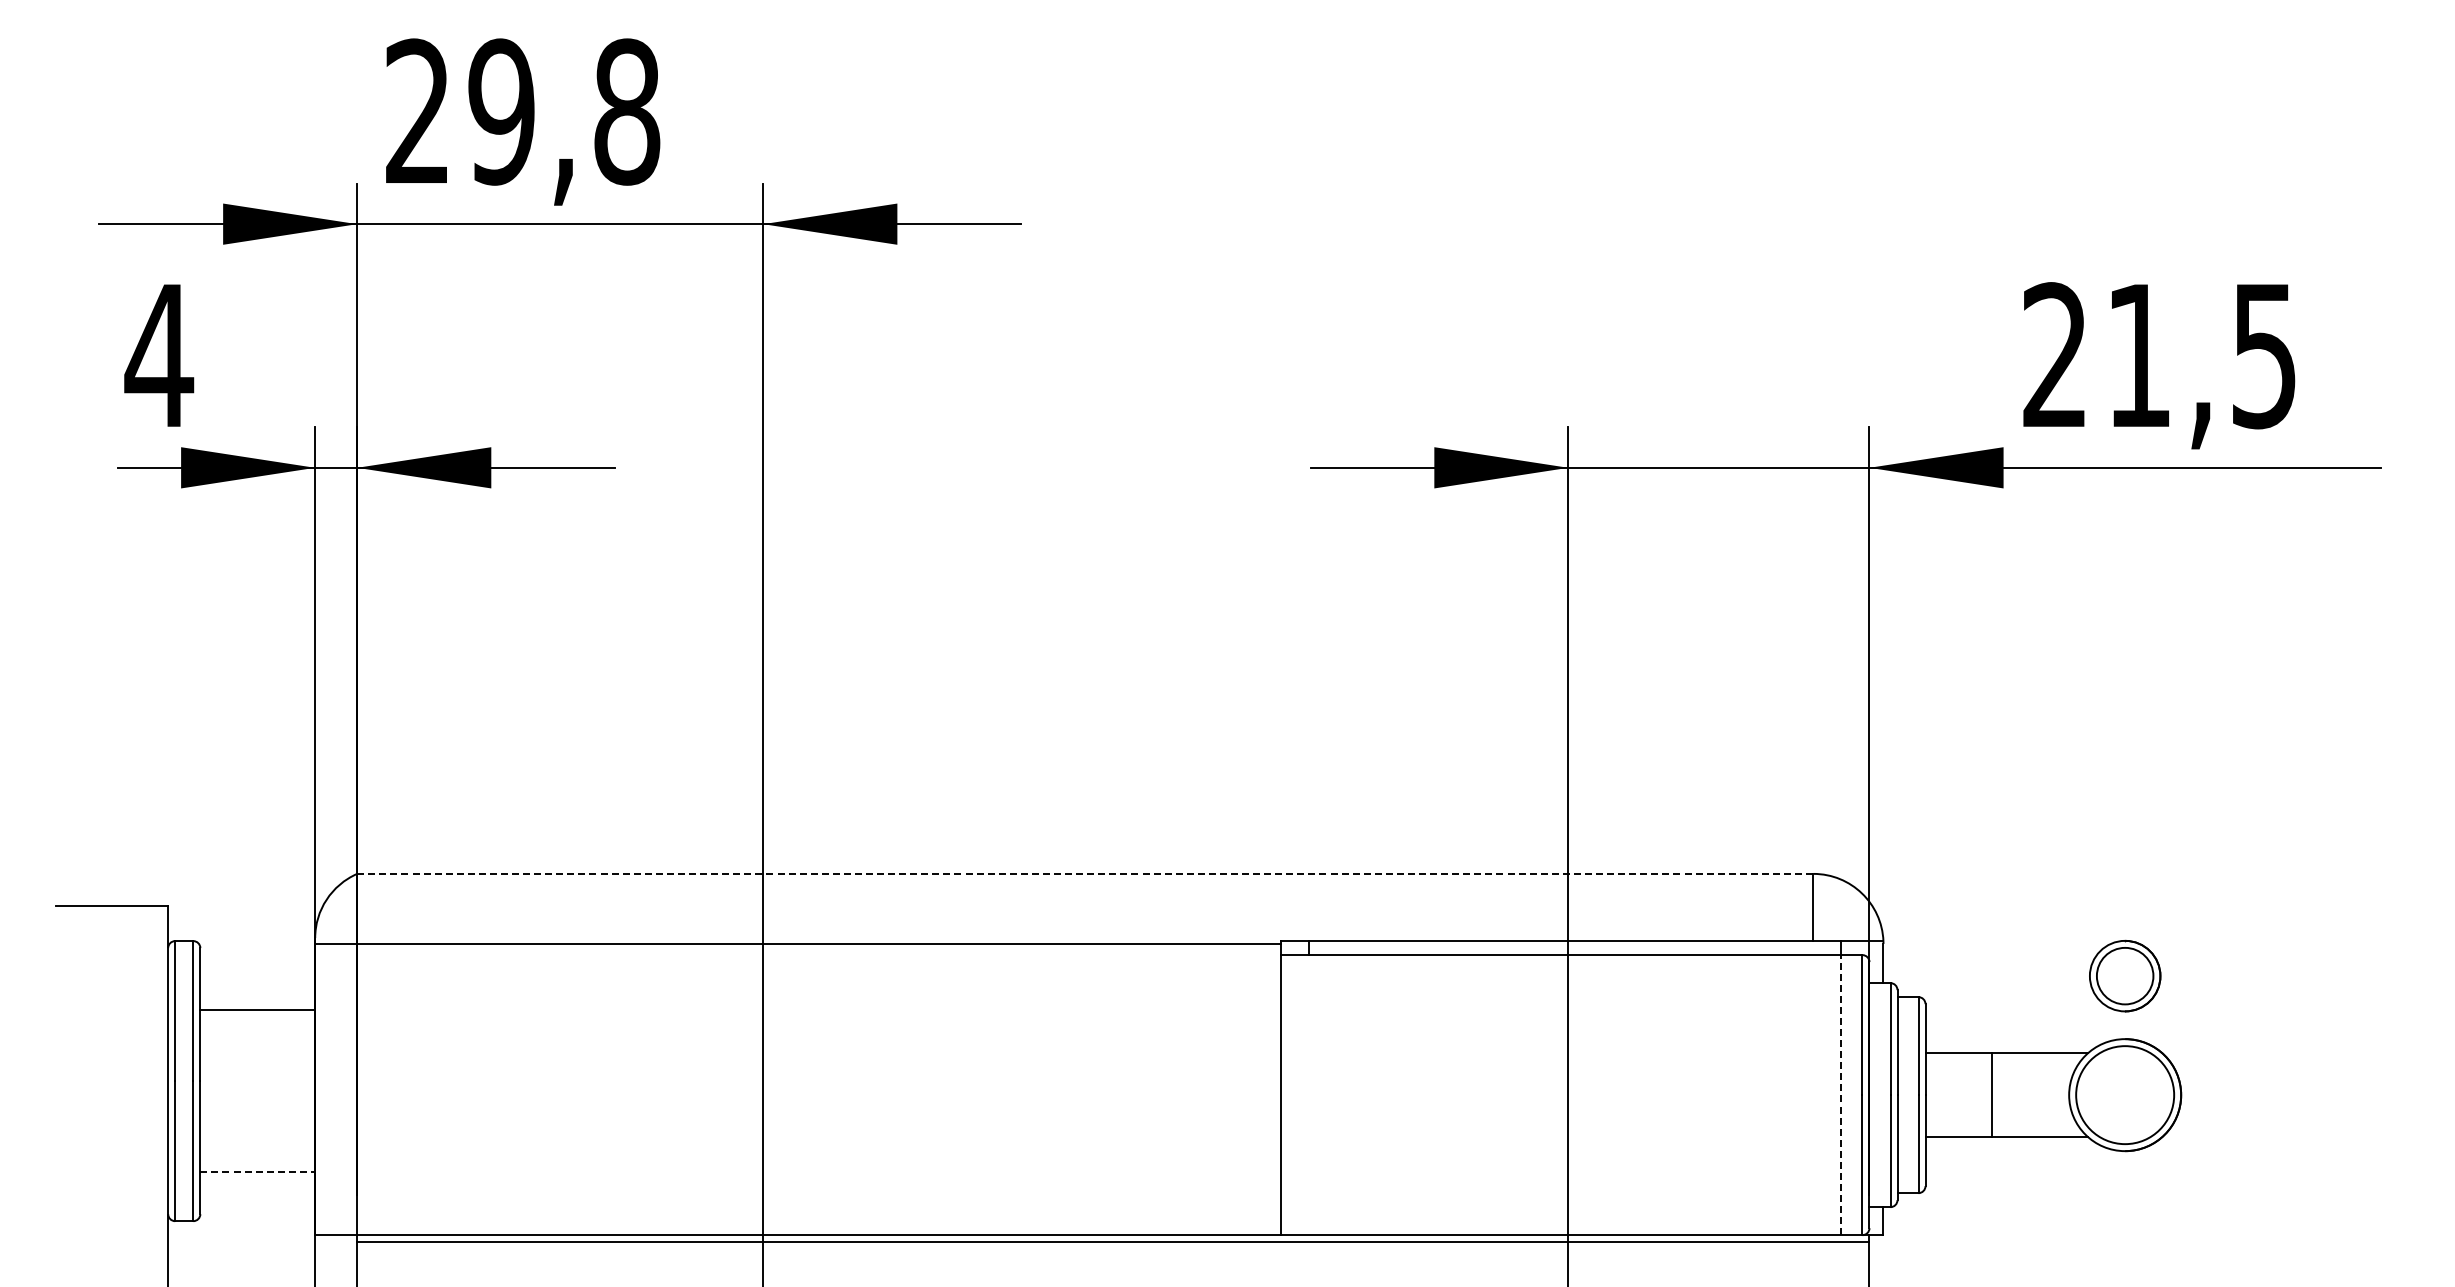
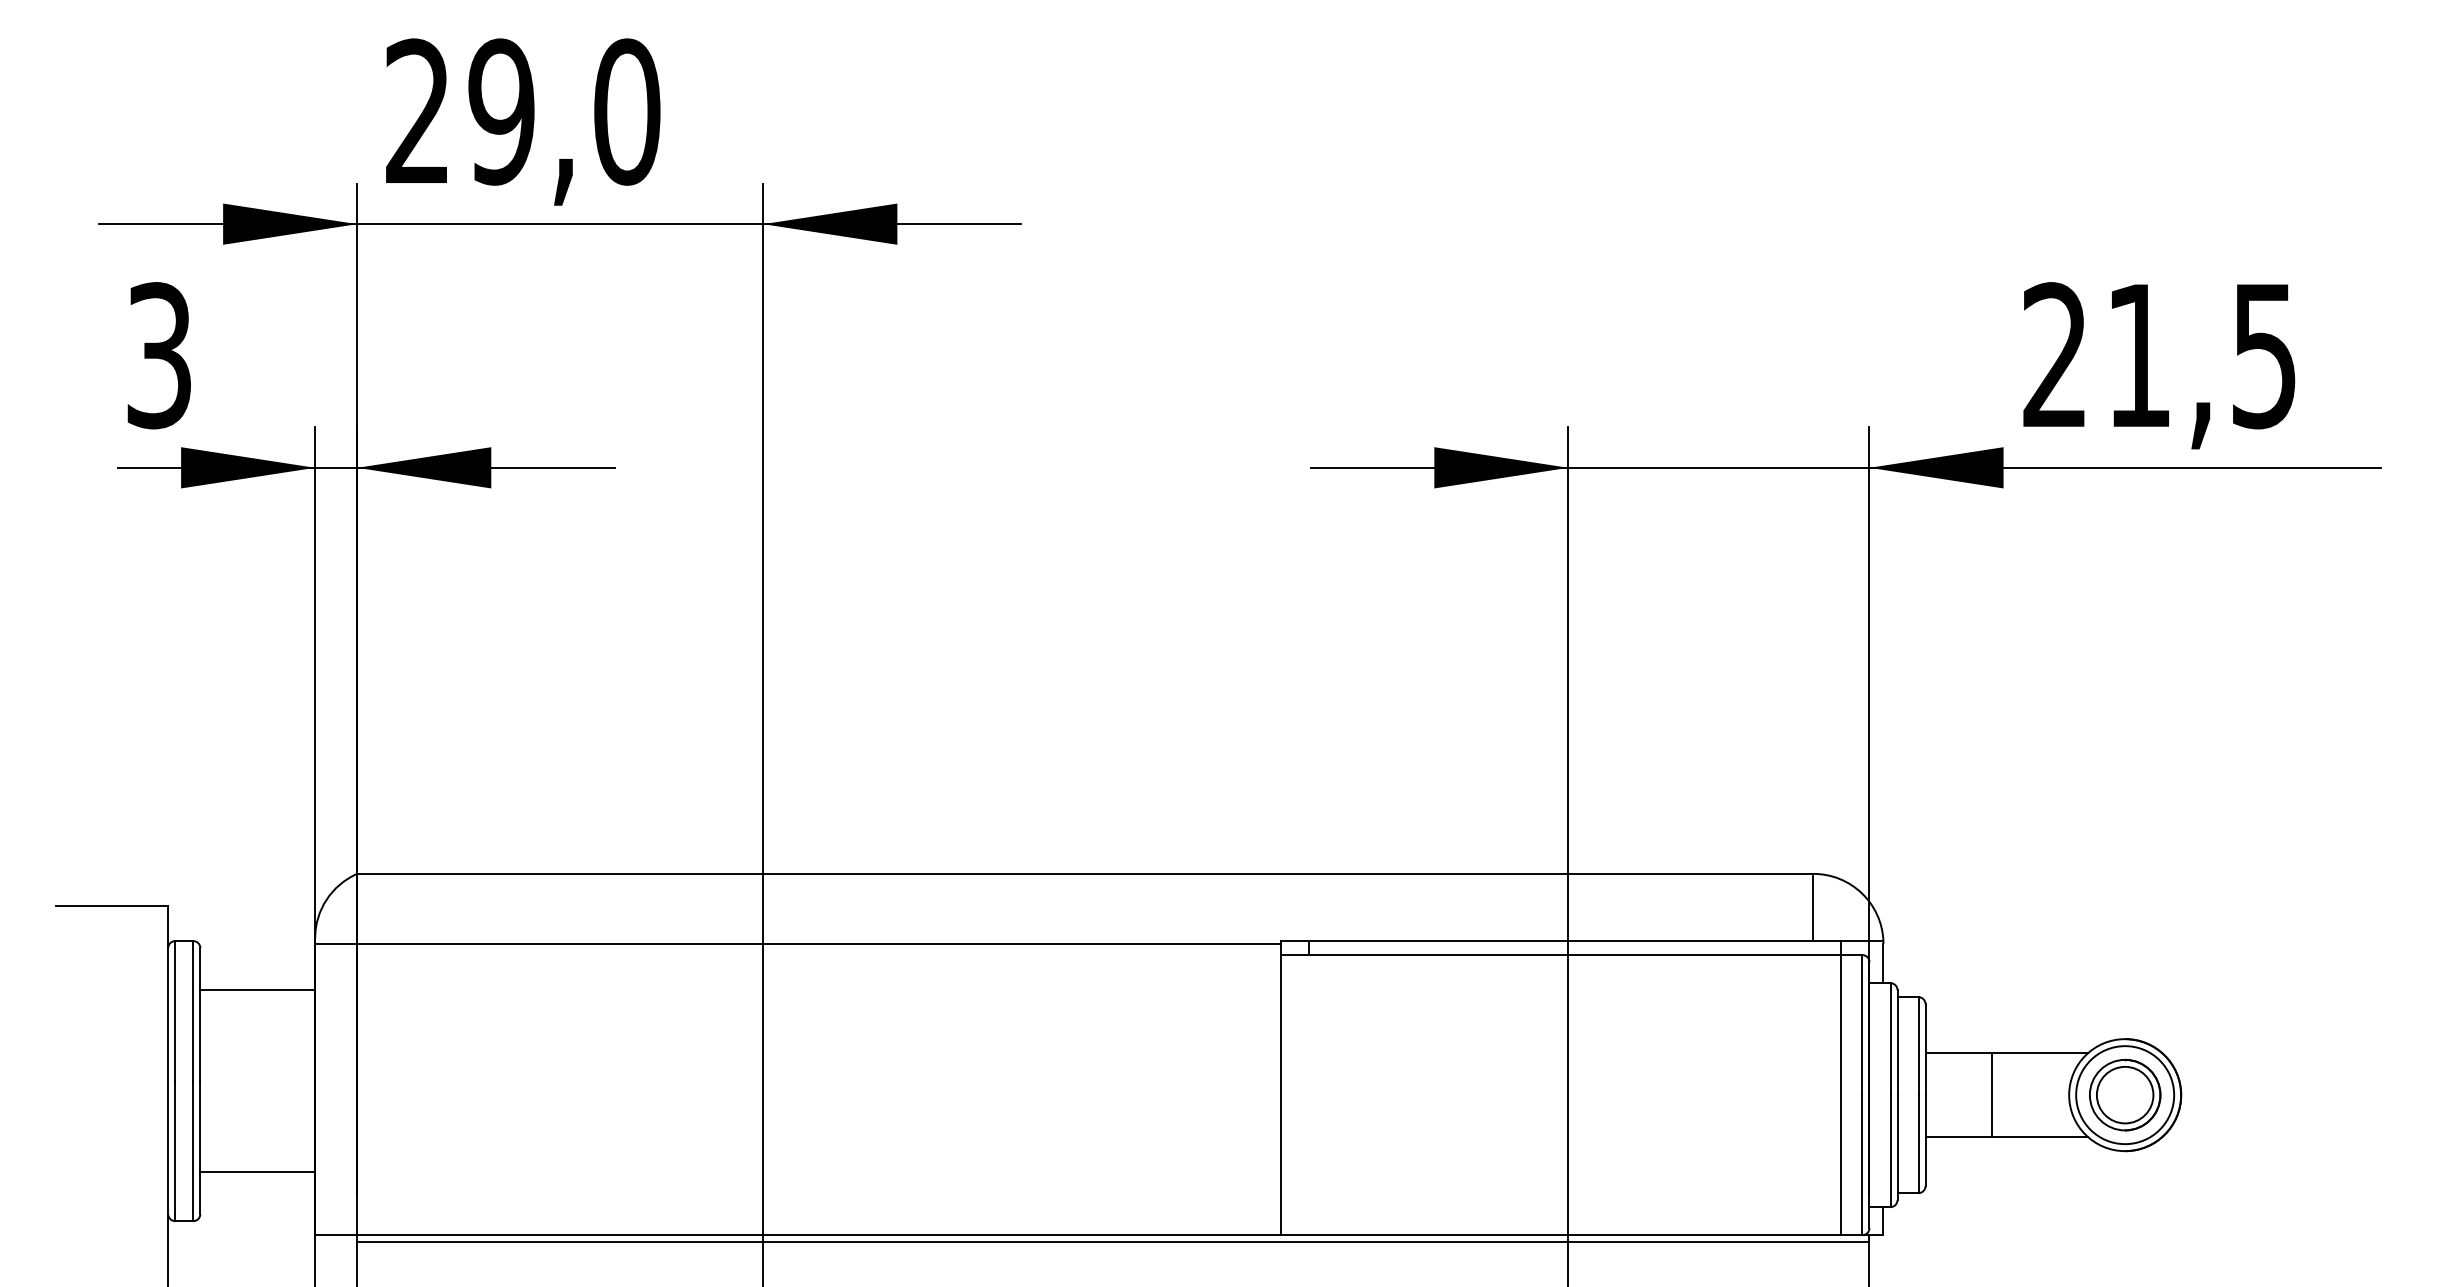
text: 29,8 -> 29,0 (627, 111)
text: 4 -> 3 (159, 355)
line: dashed -> solid (1085, 873)
part position: (2125, 975) -> (2125, 1094) (2125, 1094)
line position: (257, 1010) -> (257, 990) (257, 990)
line: dashed -> solid (1841, 1094)
line: dashed -> solid (258, 1172)
